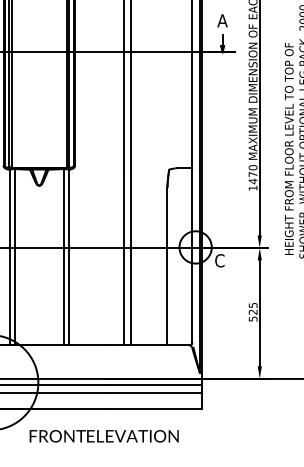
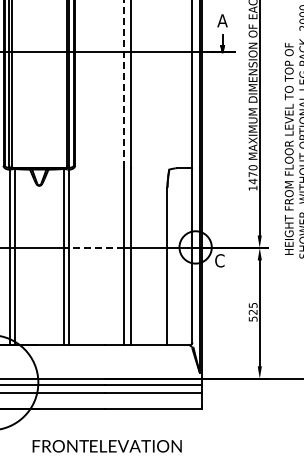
line: solid -> dashed (123, 84)
line: solid -> dashed (96, 247)
text position: (103, 436) -> (106, 446) (106, 446)
